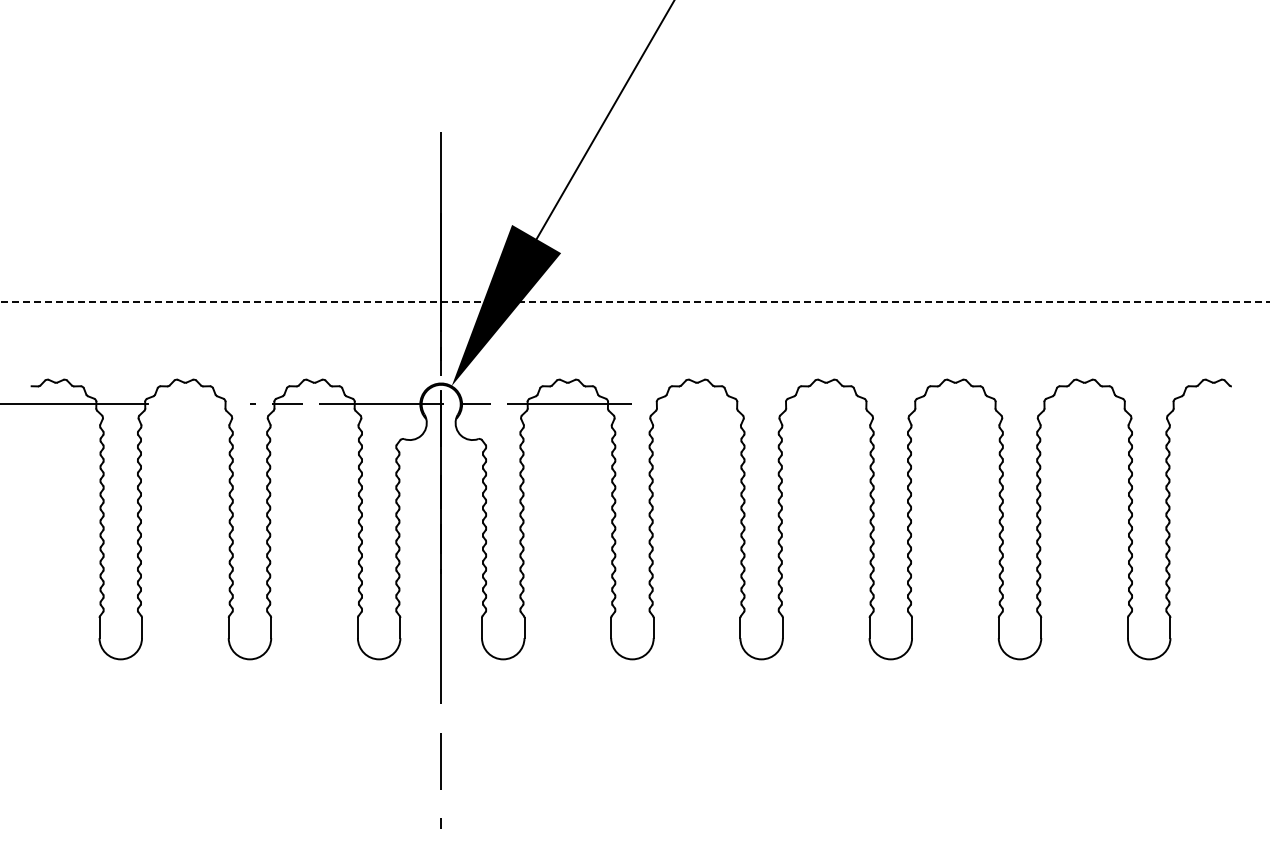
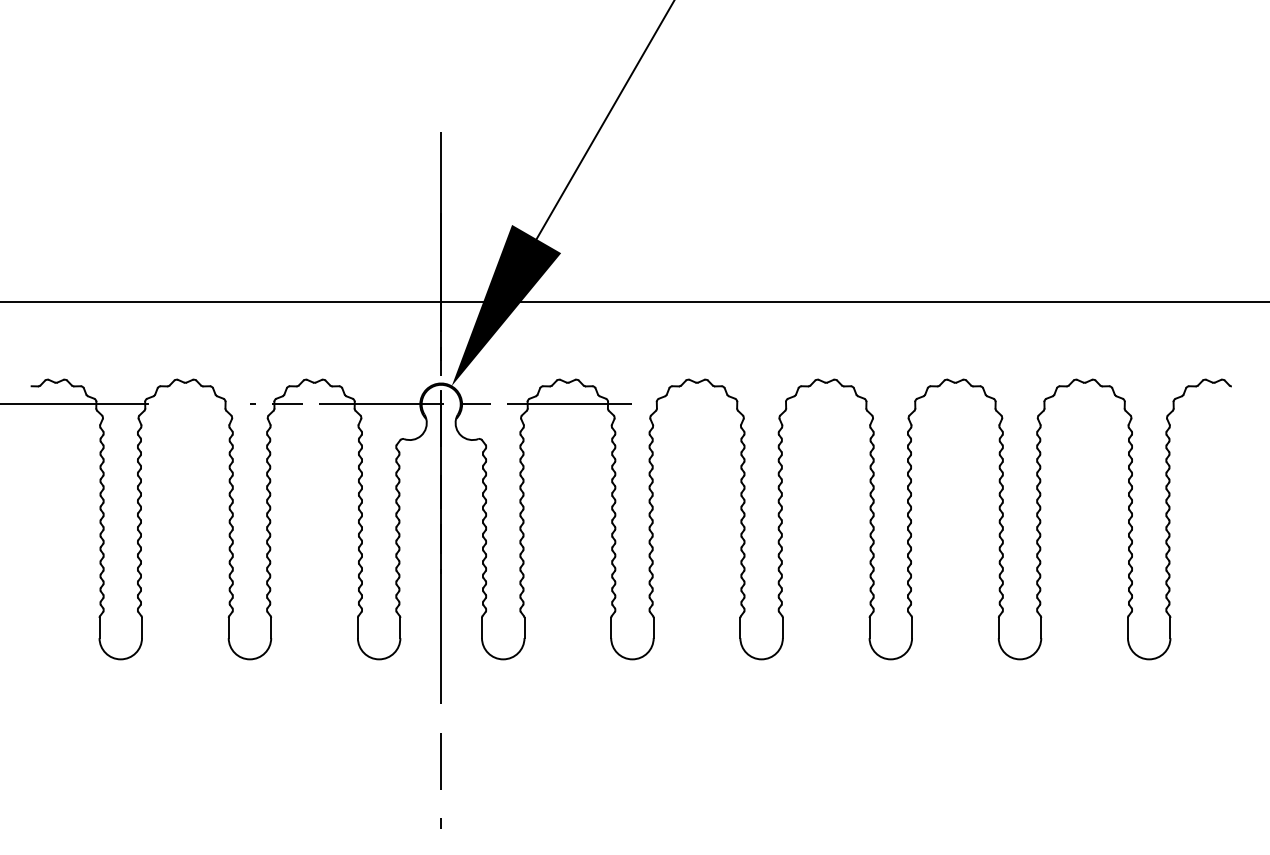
line: dashed -> solid (634, 302)
